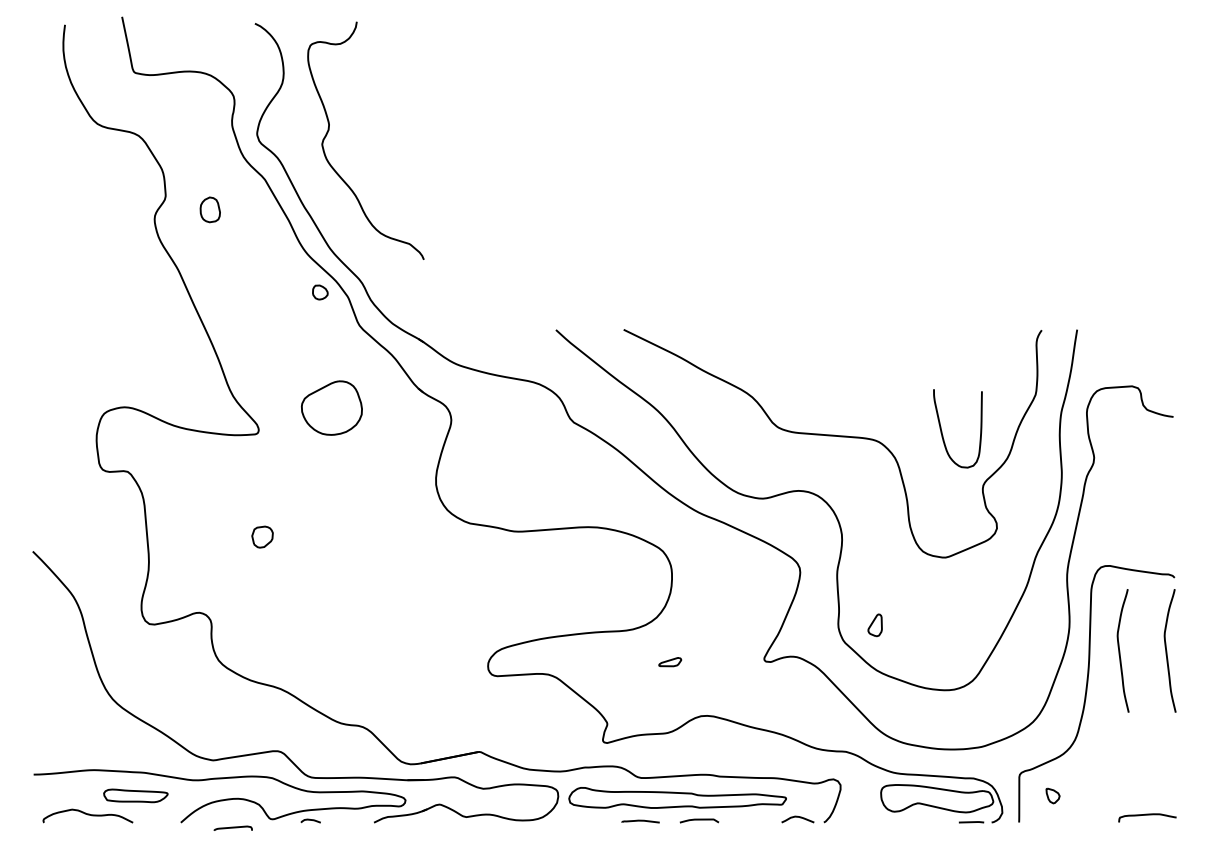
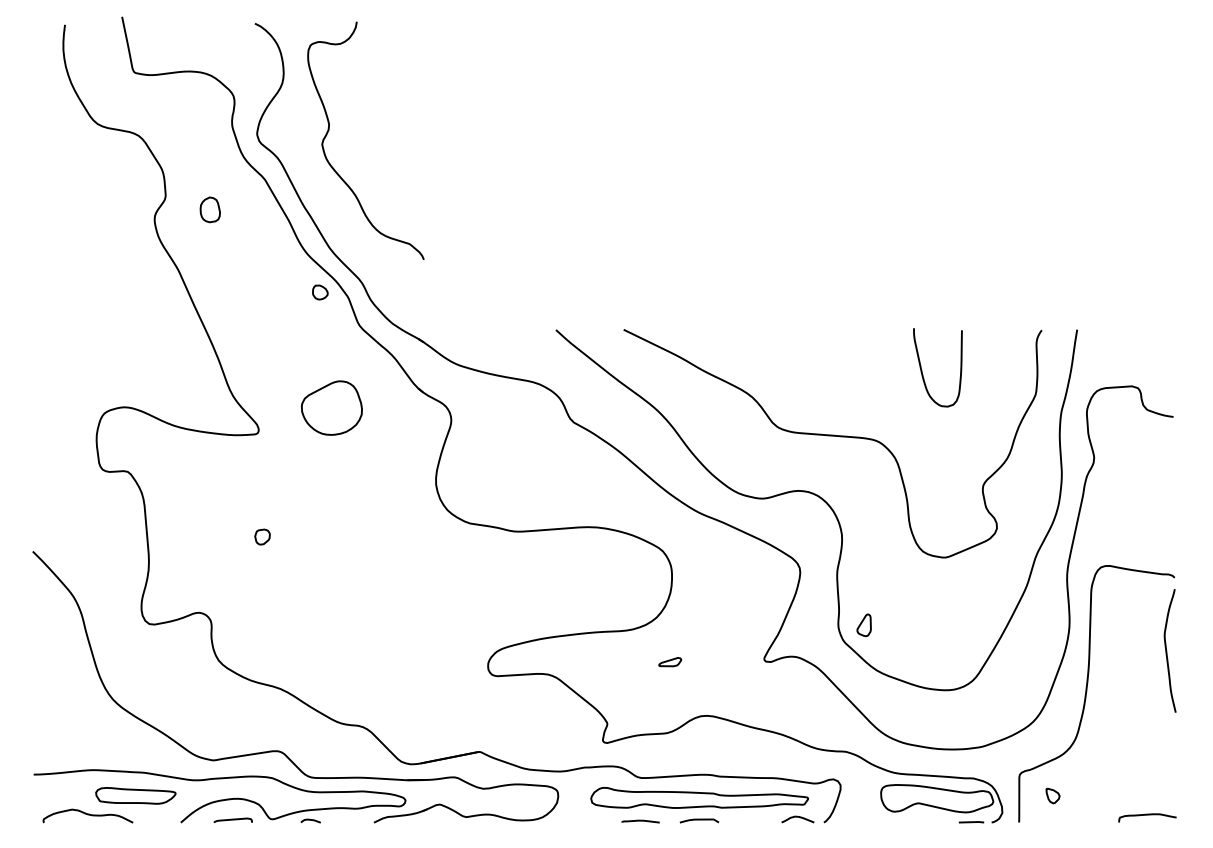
curve position: (942, 431) -> (922, 370) (922, 370)
part size: 23x24 px -> 17x18 px (262, 536)
part position: (874, 625) -> (863, 625) (863, 625)
curve: present -> none (1120, 650)
part size: 66x16 px -> 82x18 px (135, 795)
part position: (677, 797) -> (699, 797) (699, 797)
curve position: (232, 827) -> (232, 819) (232, 819)
